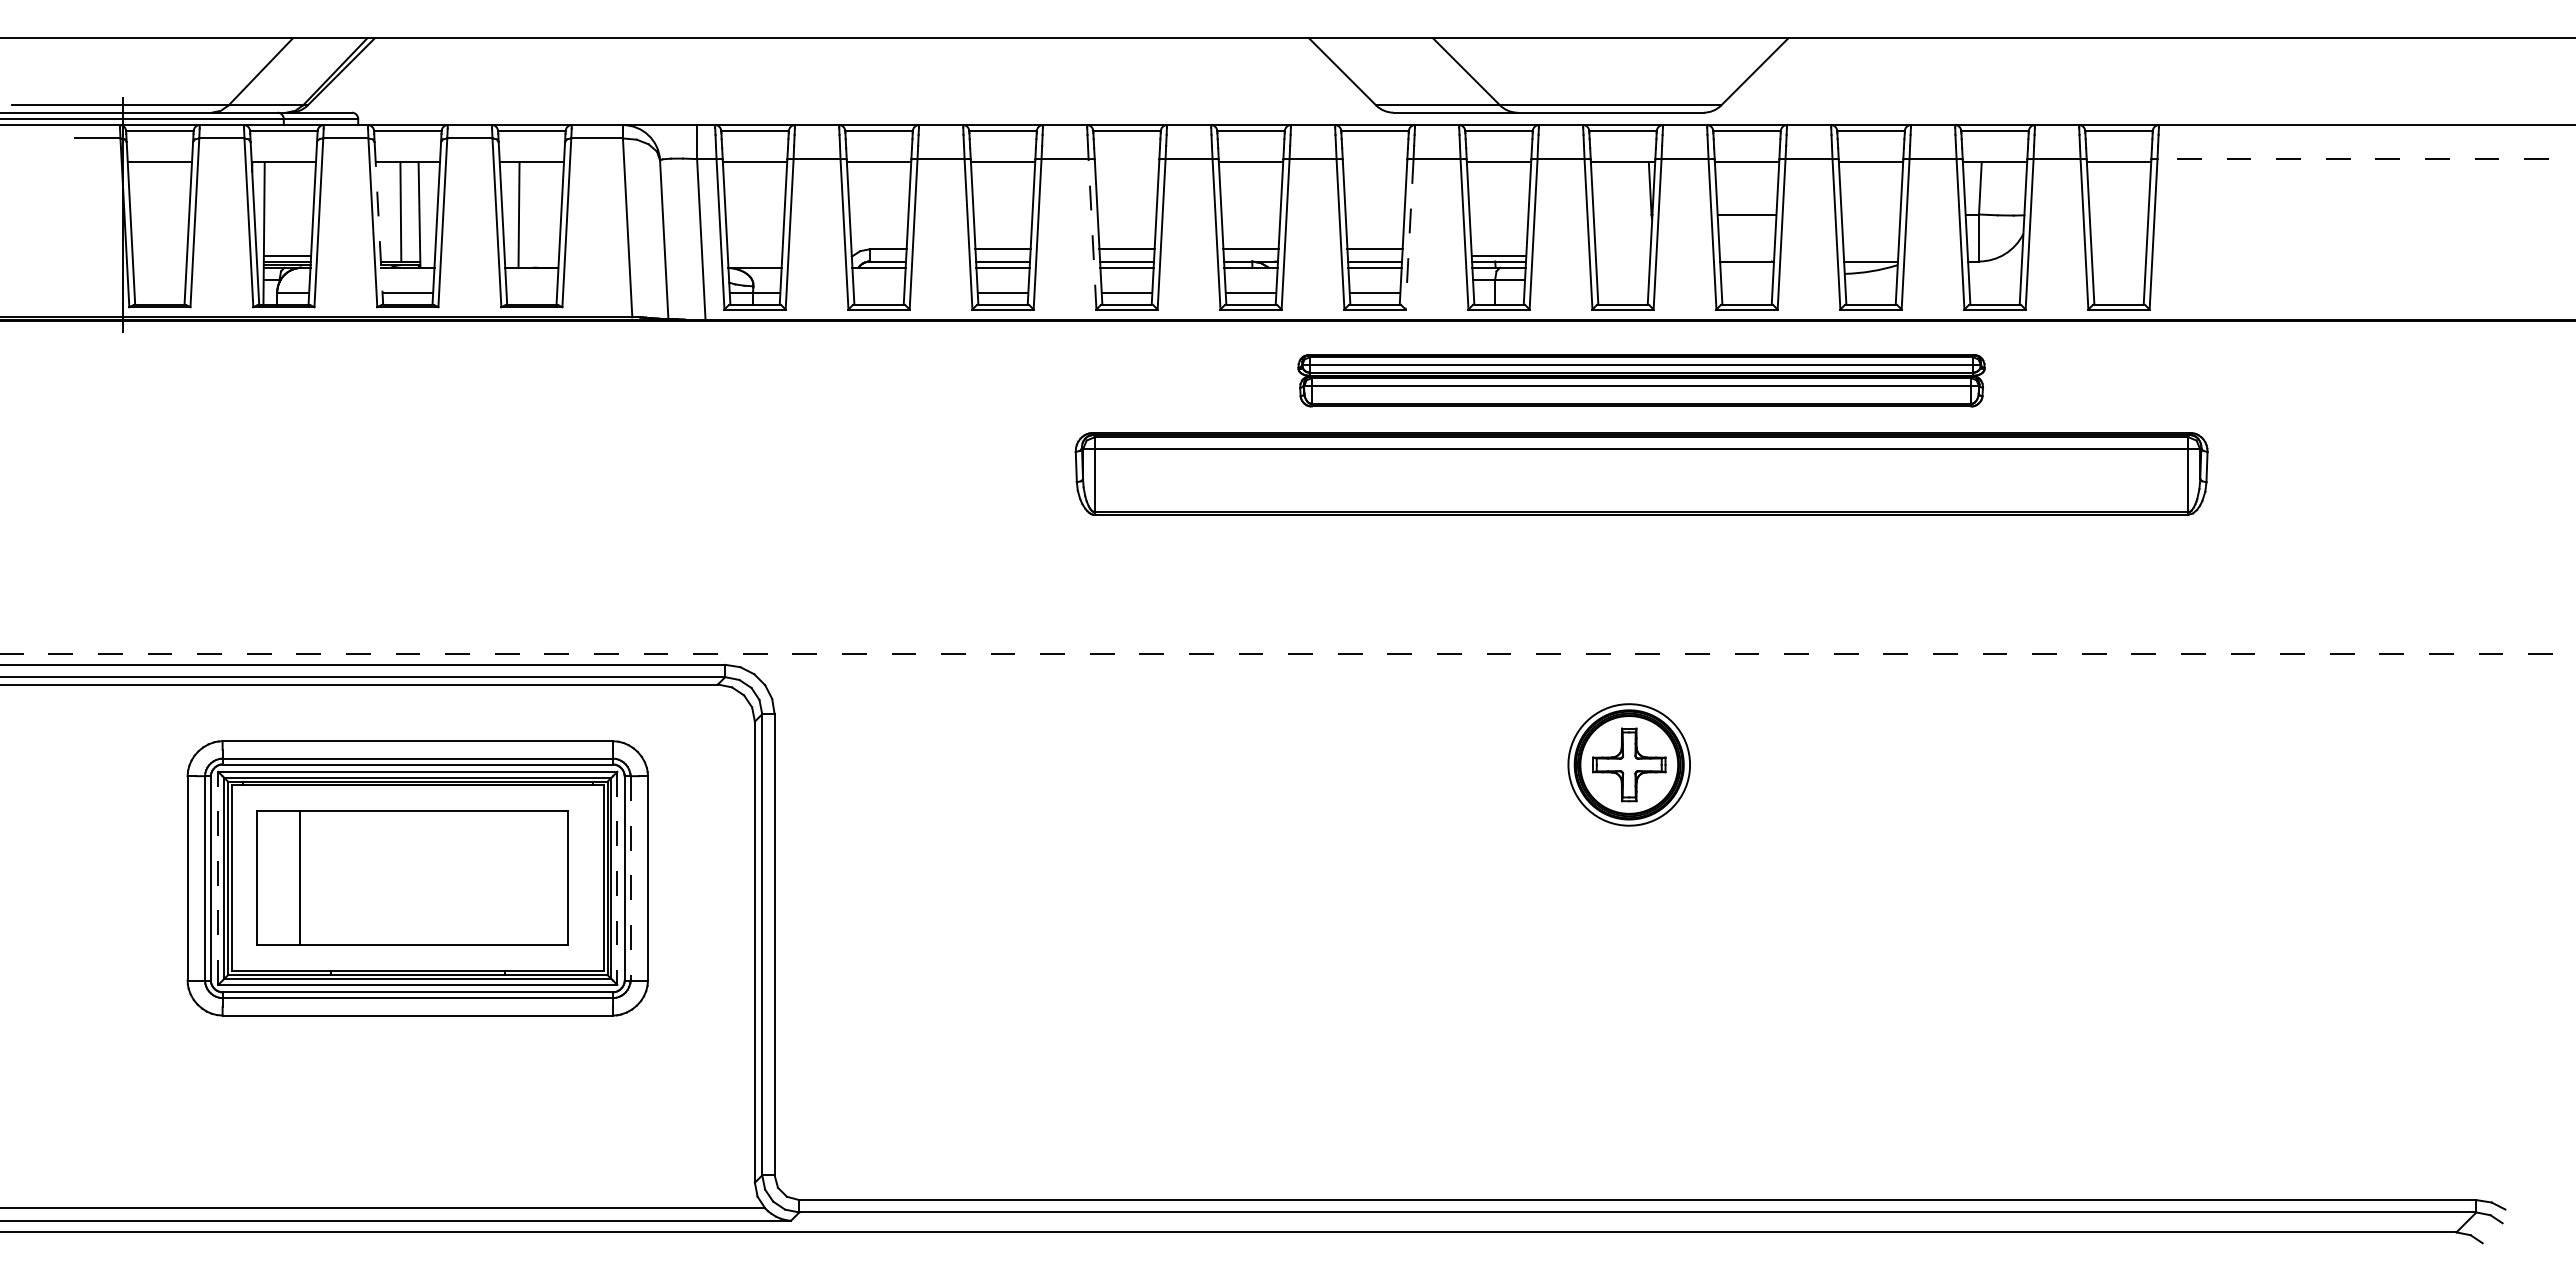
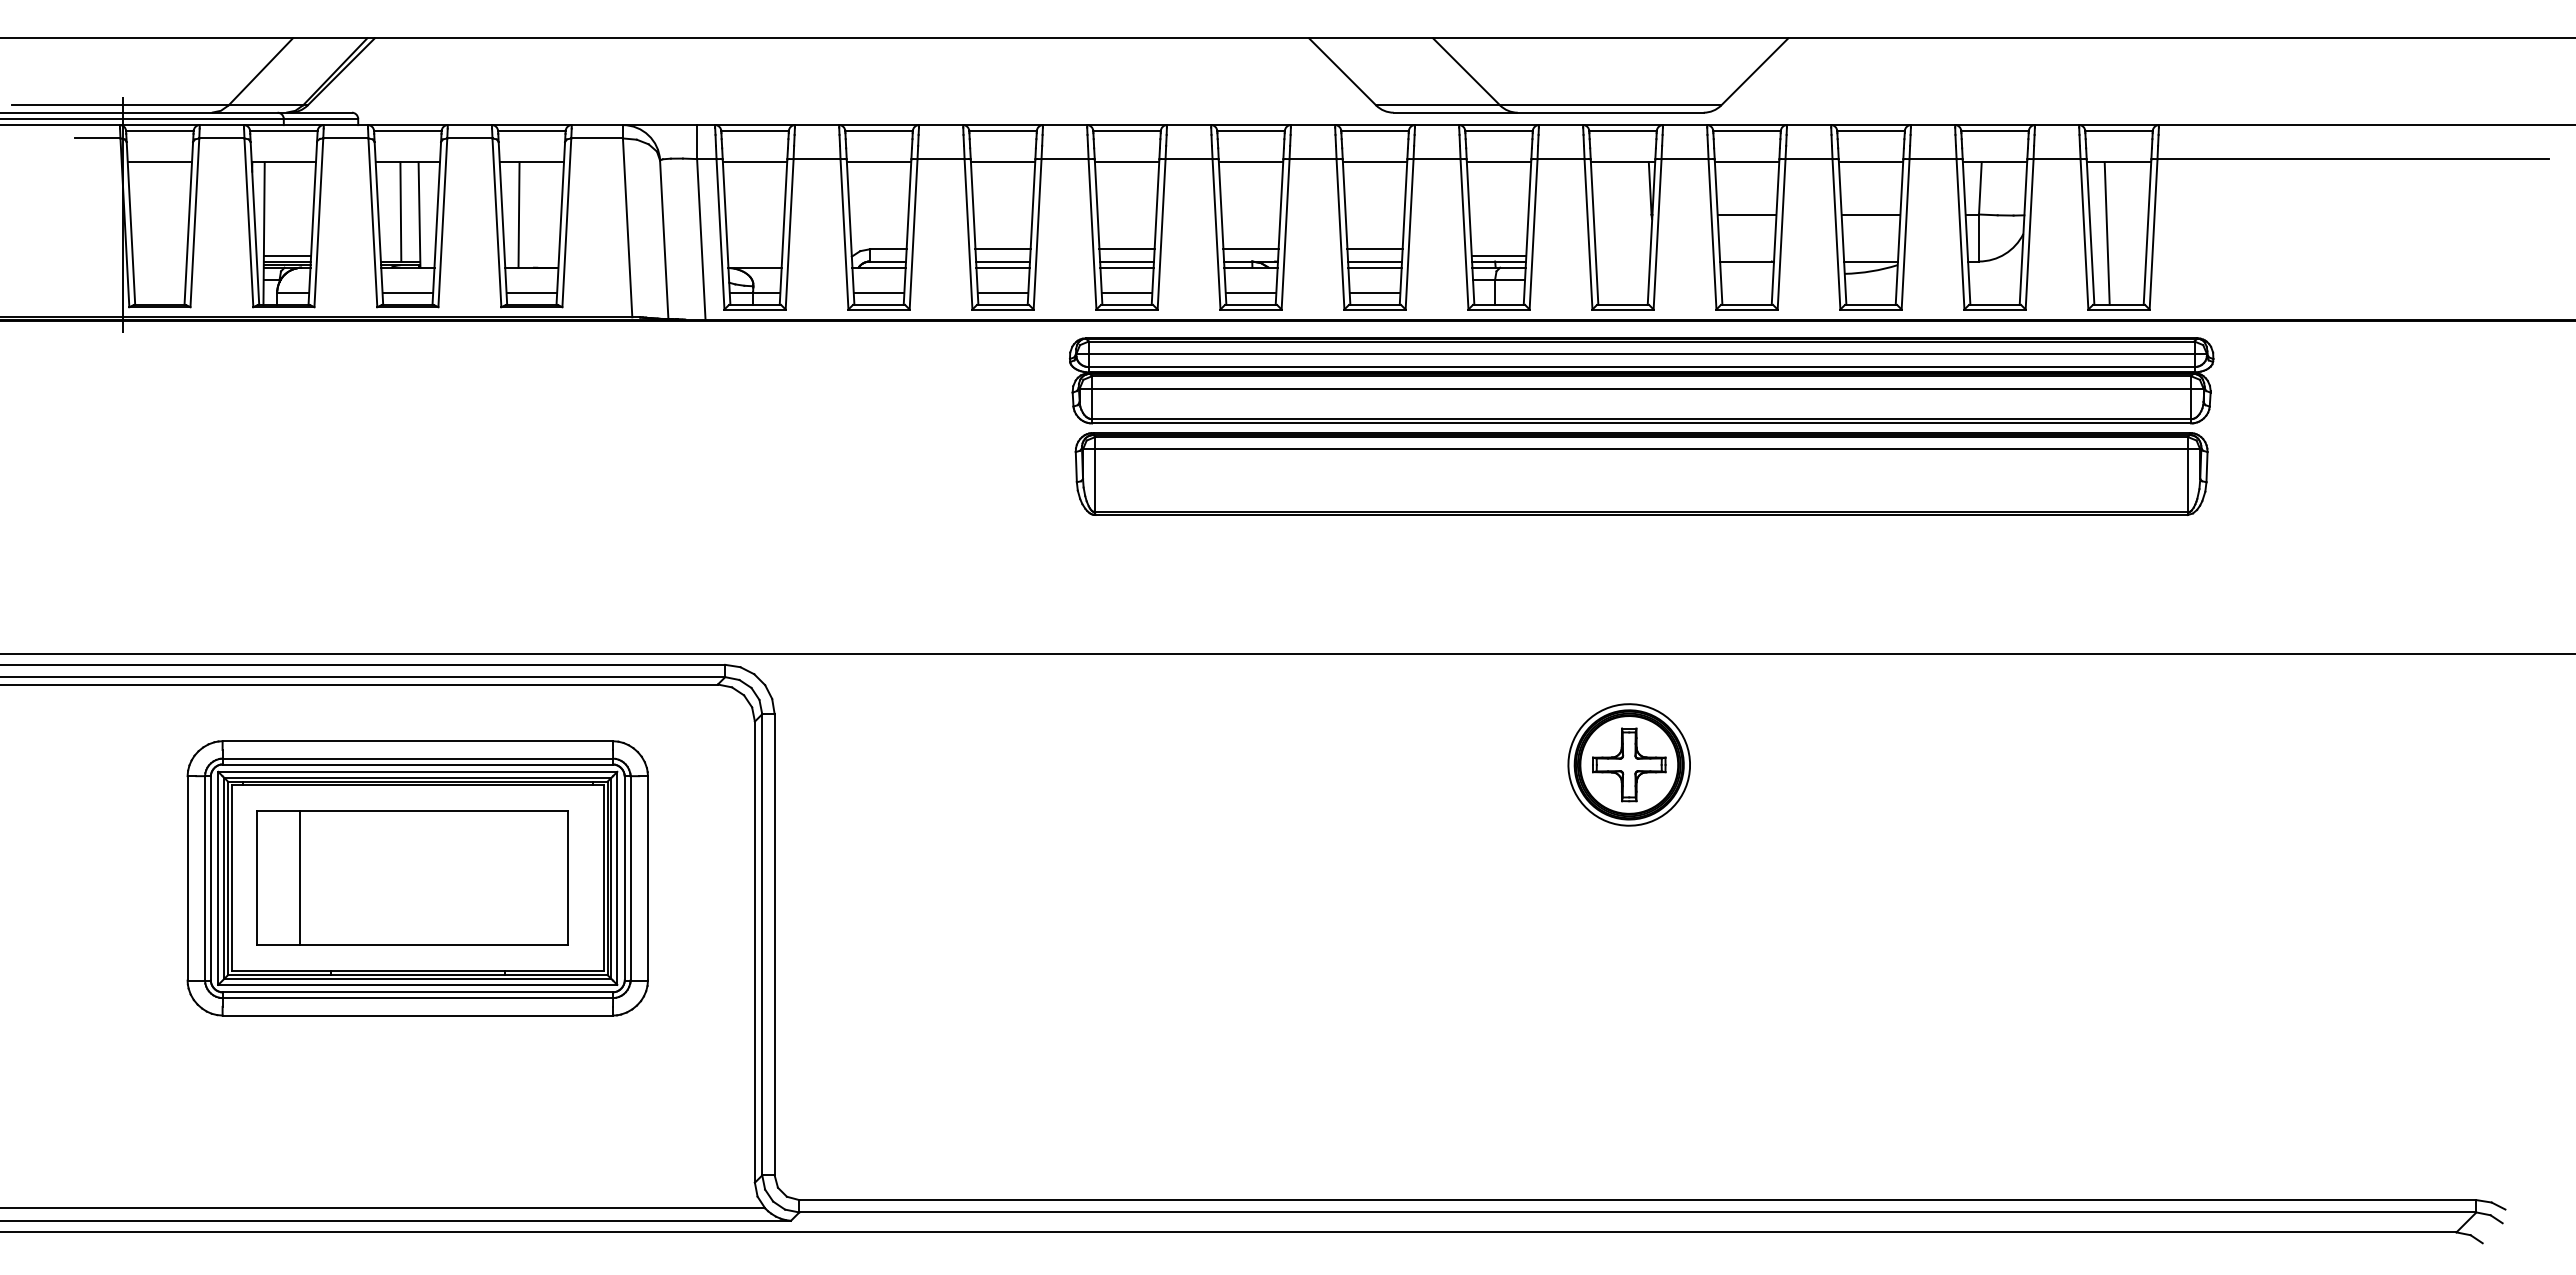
line: dashed -> solid (2353, 159)
line: none -> present (1126, 162)
line: none -> present (1374, 162)
line: none -> present (1870, 214)
line: dashed -> solid (378, 223)
line: dashed -> solid (1092, 233)
line: none -> present (2106, 233)
line: dashed -> solid (1409, 234)
line: none -> present (531, 292)
line: none -> present (878, 292)
part size: 689x54 px -> 1147x88 px (1641, 380)
line: dashed -> solid (1288, 654)
line: dashed -> solid (218, 877)
line: dashed -> solid (617, 878)
line: dashed -> solid (630, 878)
